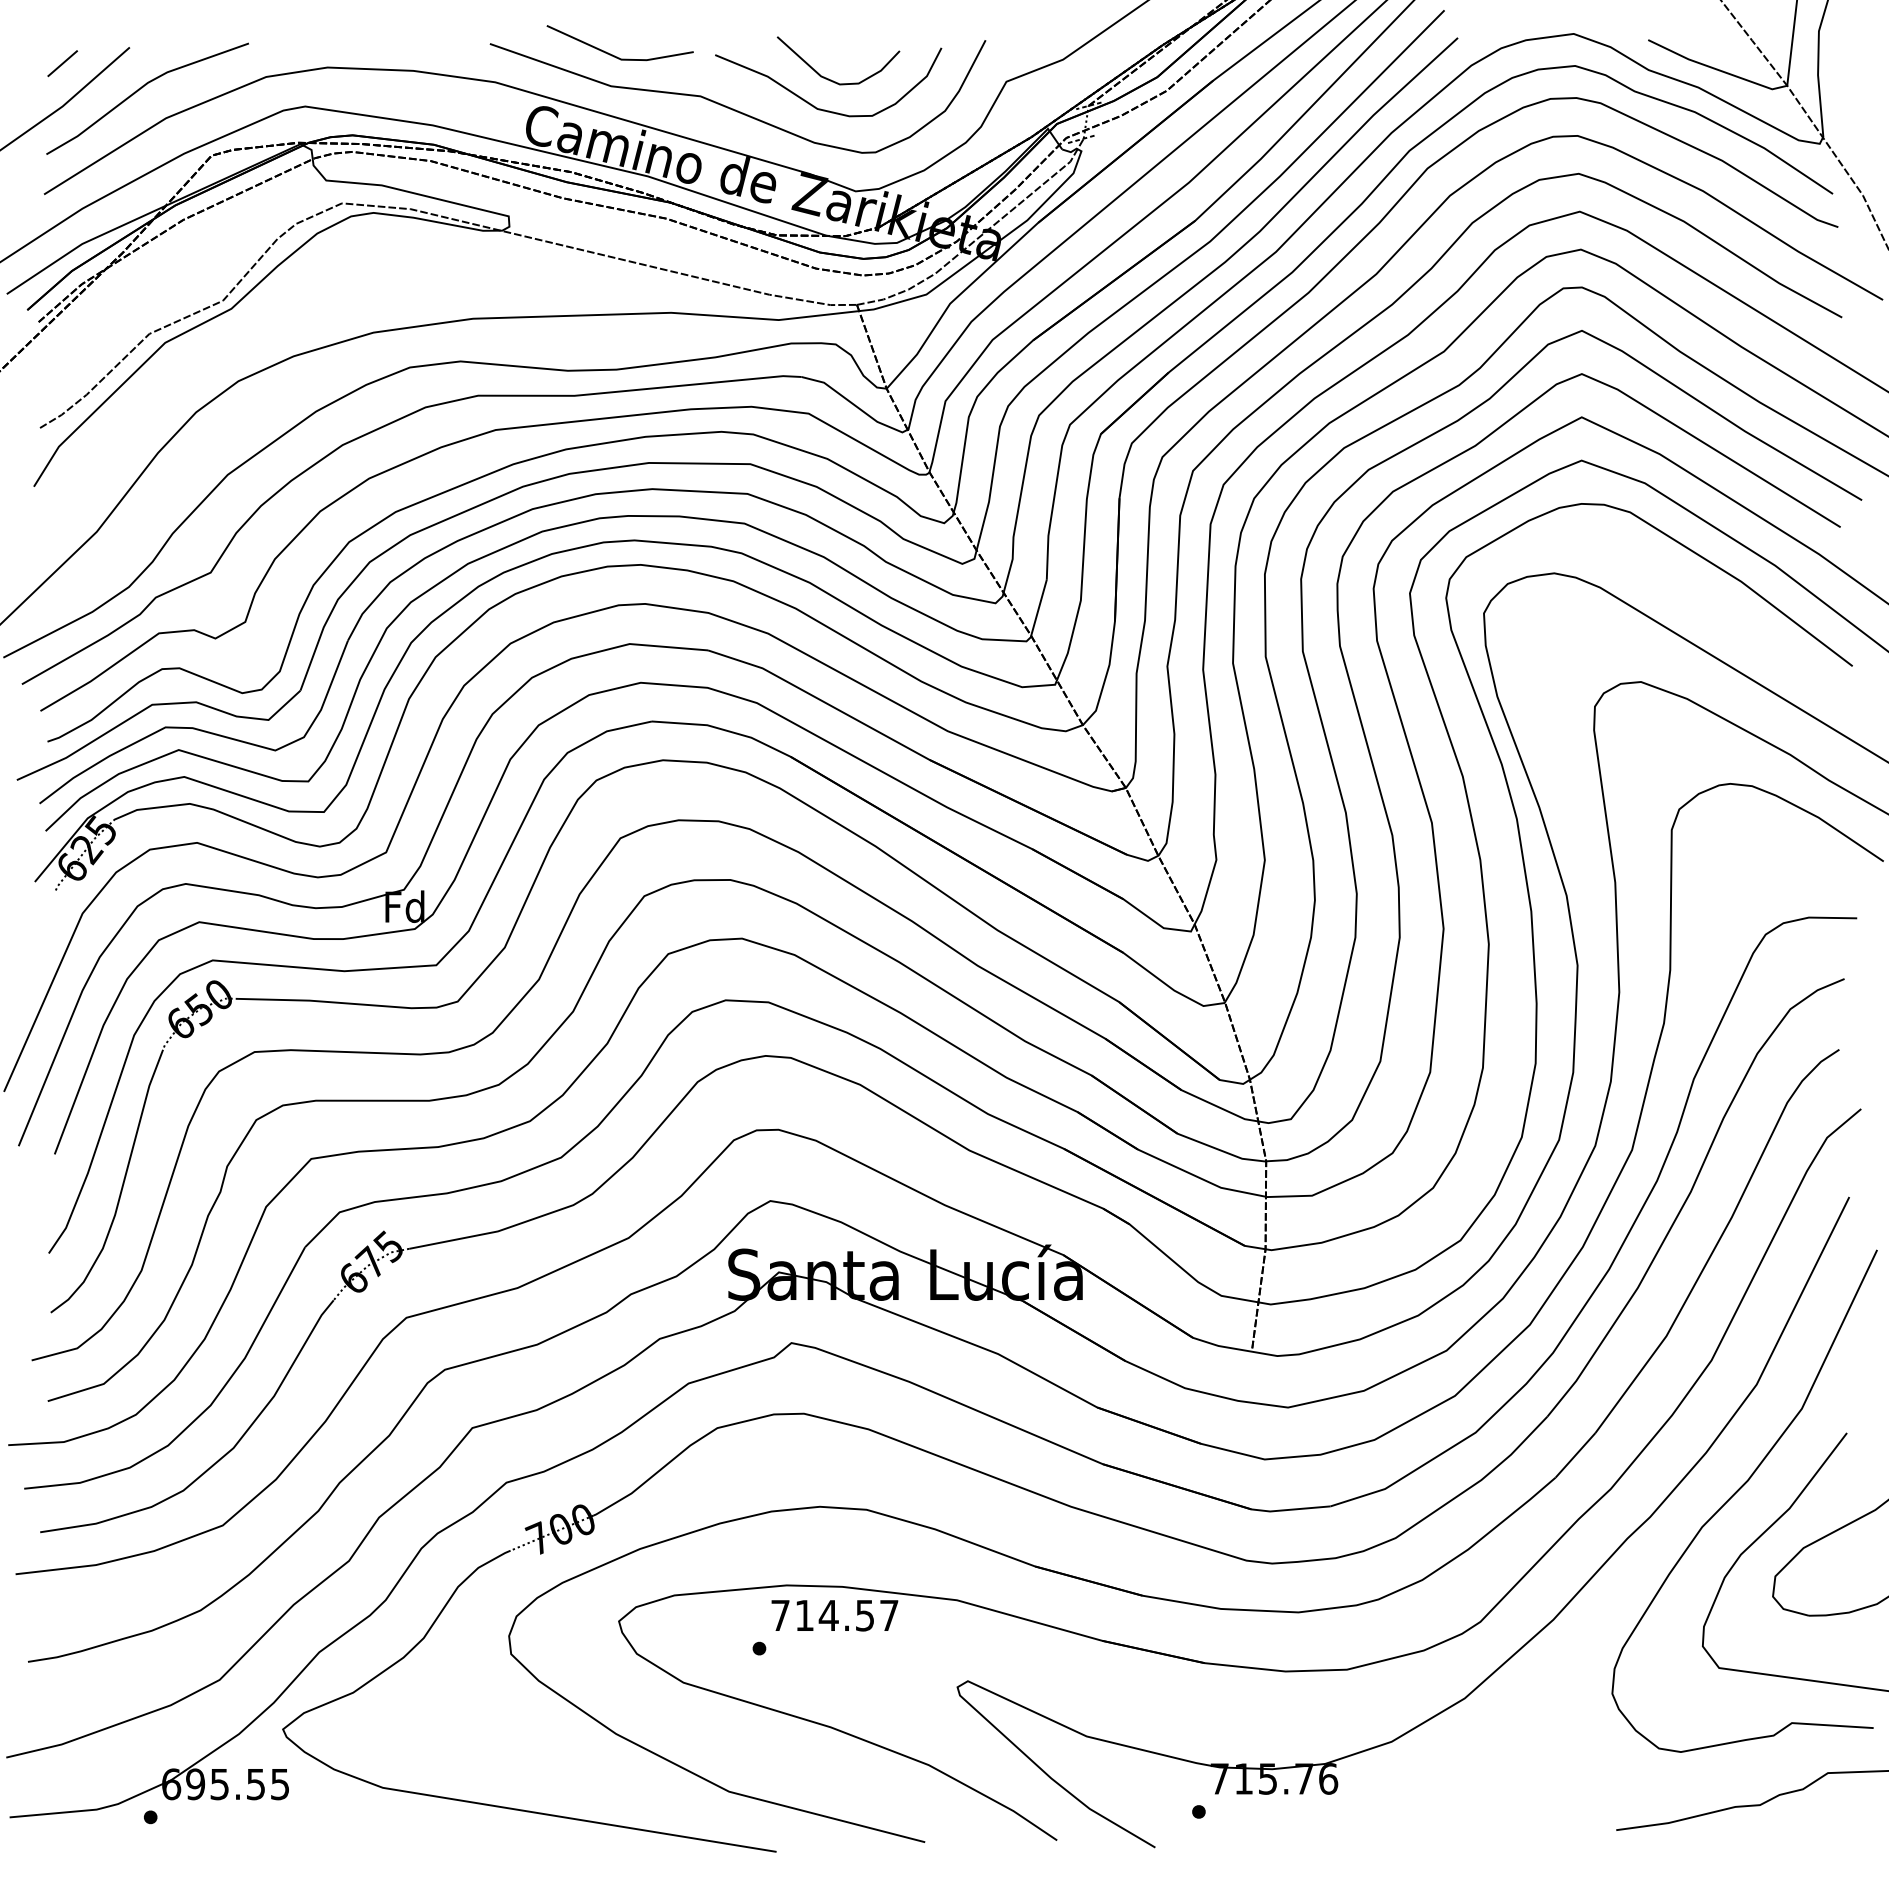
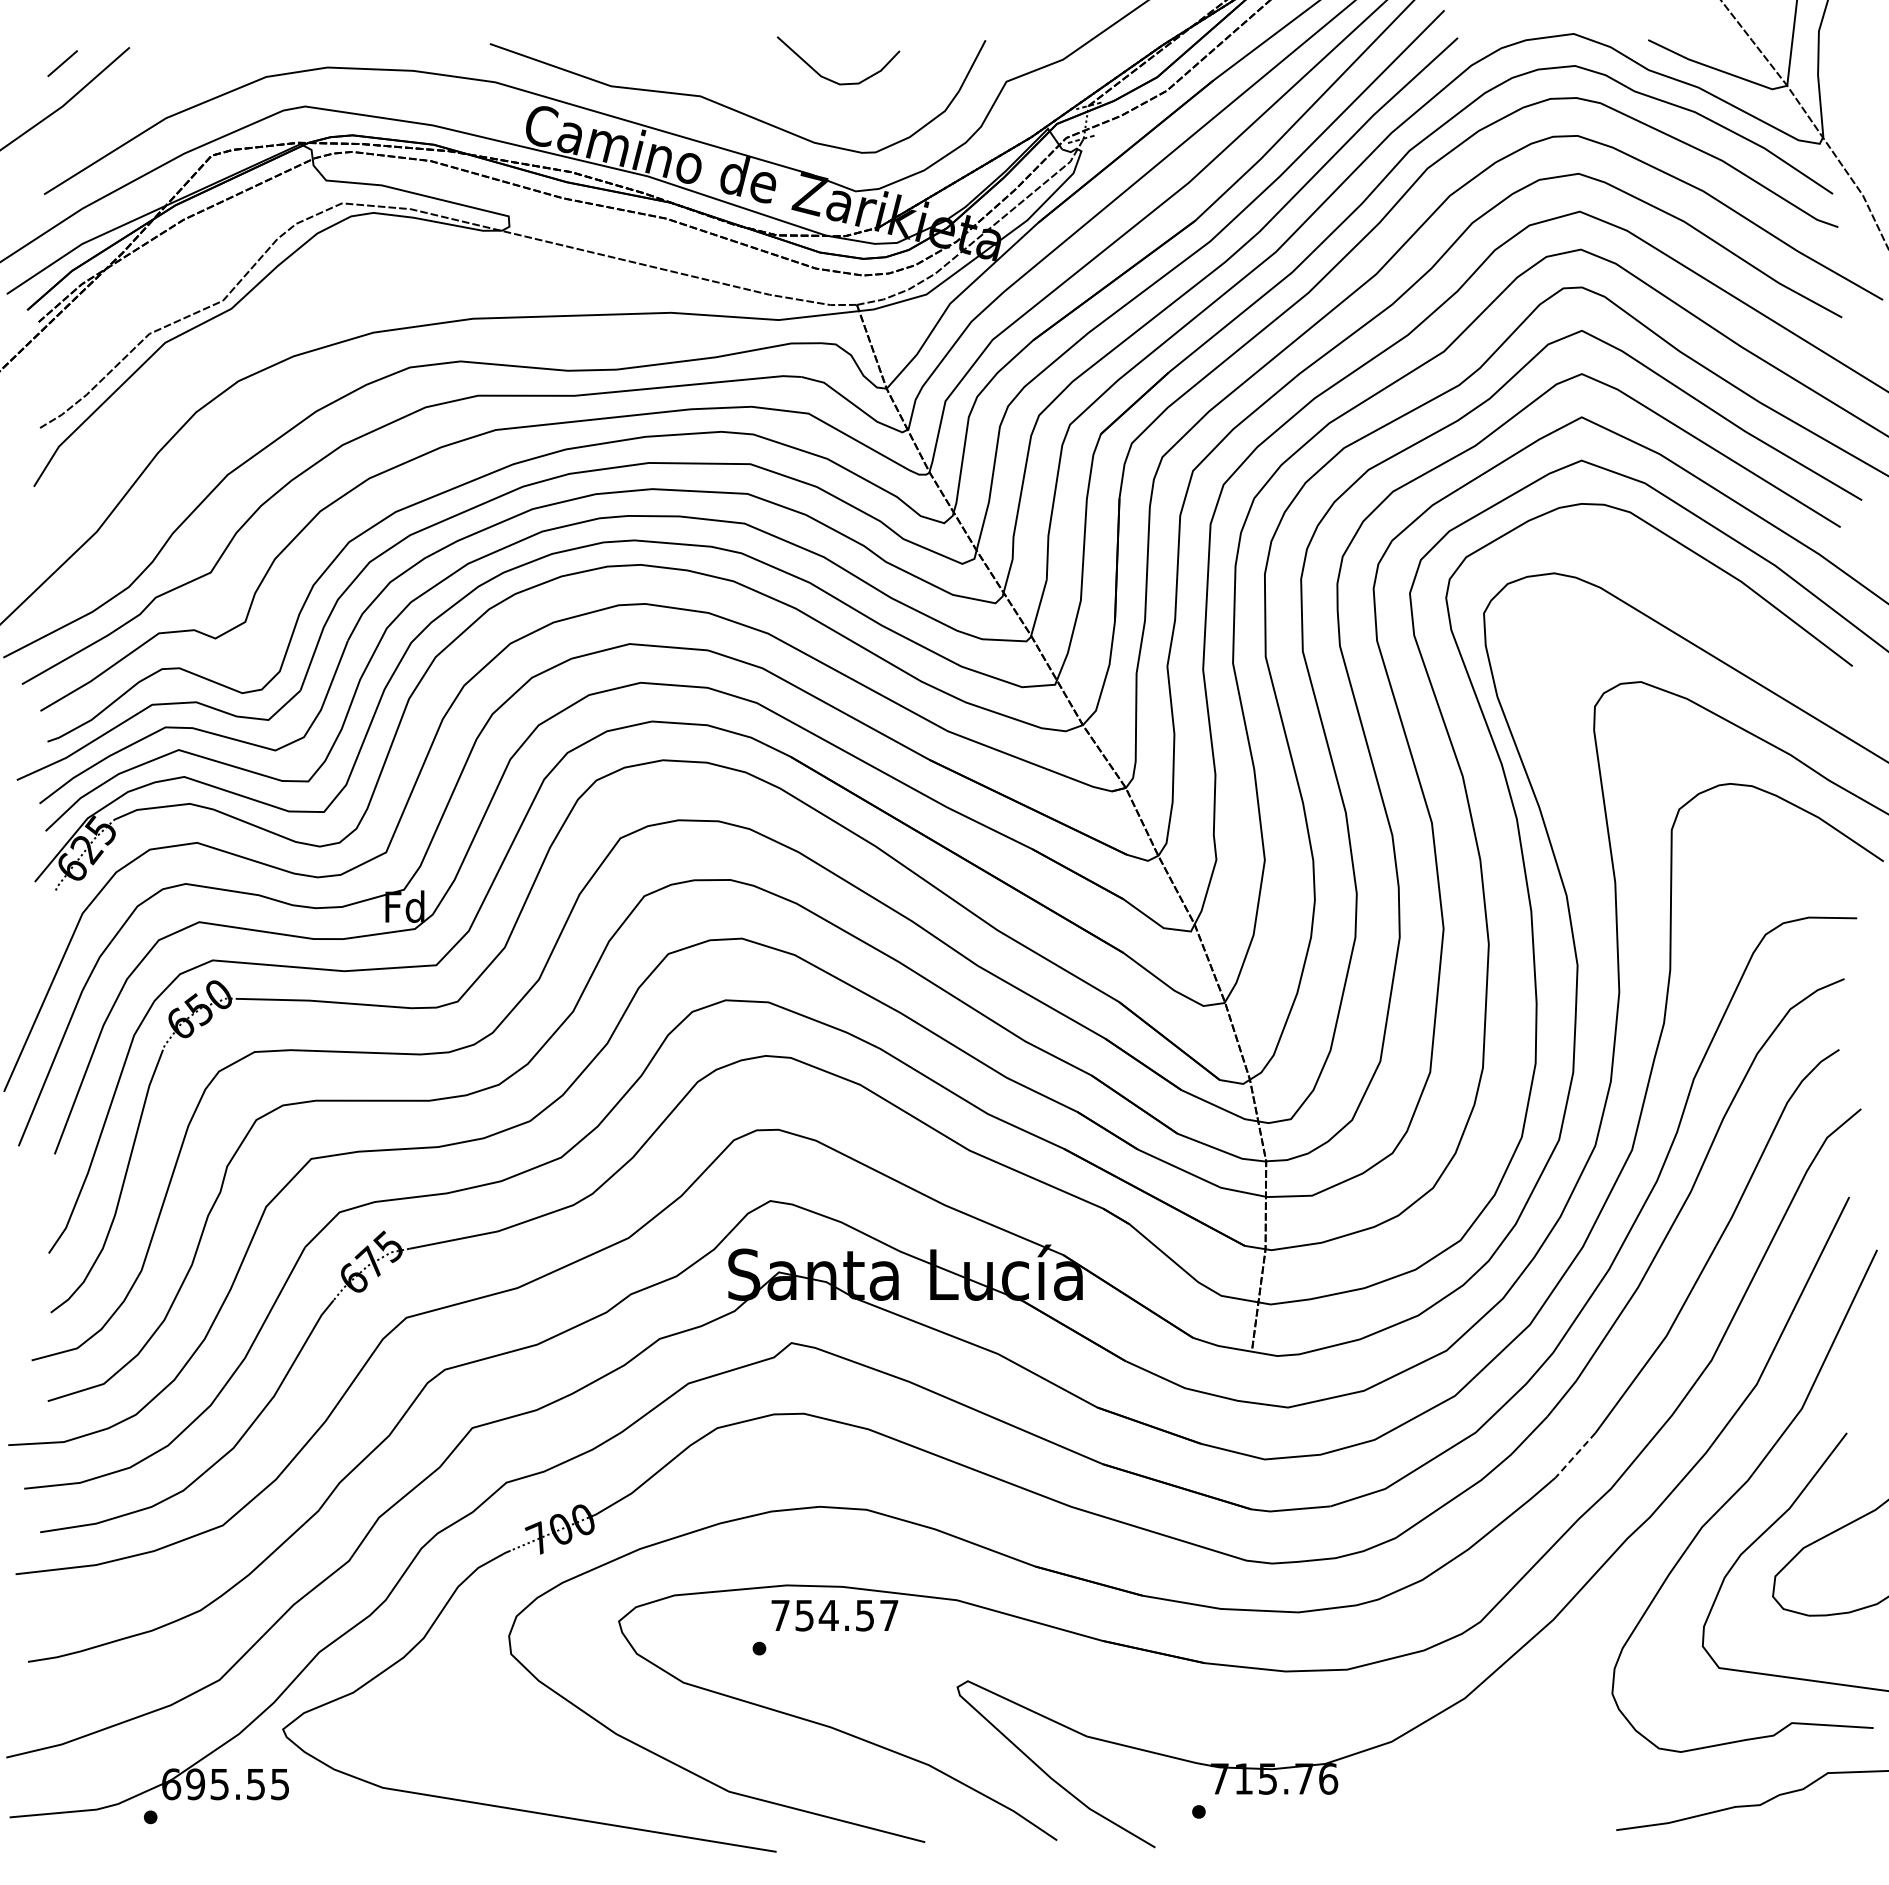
line: present -> none (615, 55)
line: present -> none (142, 88)
curve: present -> none (814, 105)
line: solid -> dashed (1575, 1455)
text: 714.57 -> 754.57 (804, 1615)
